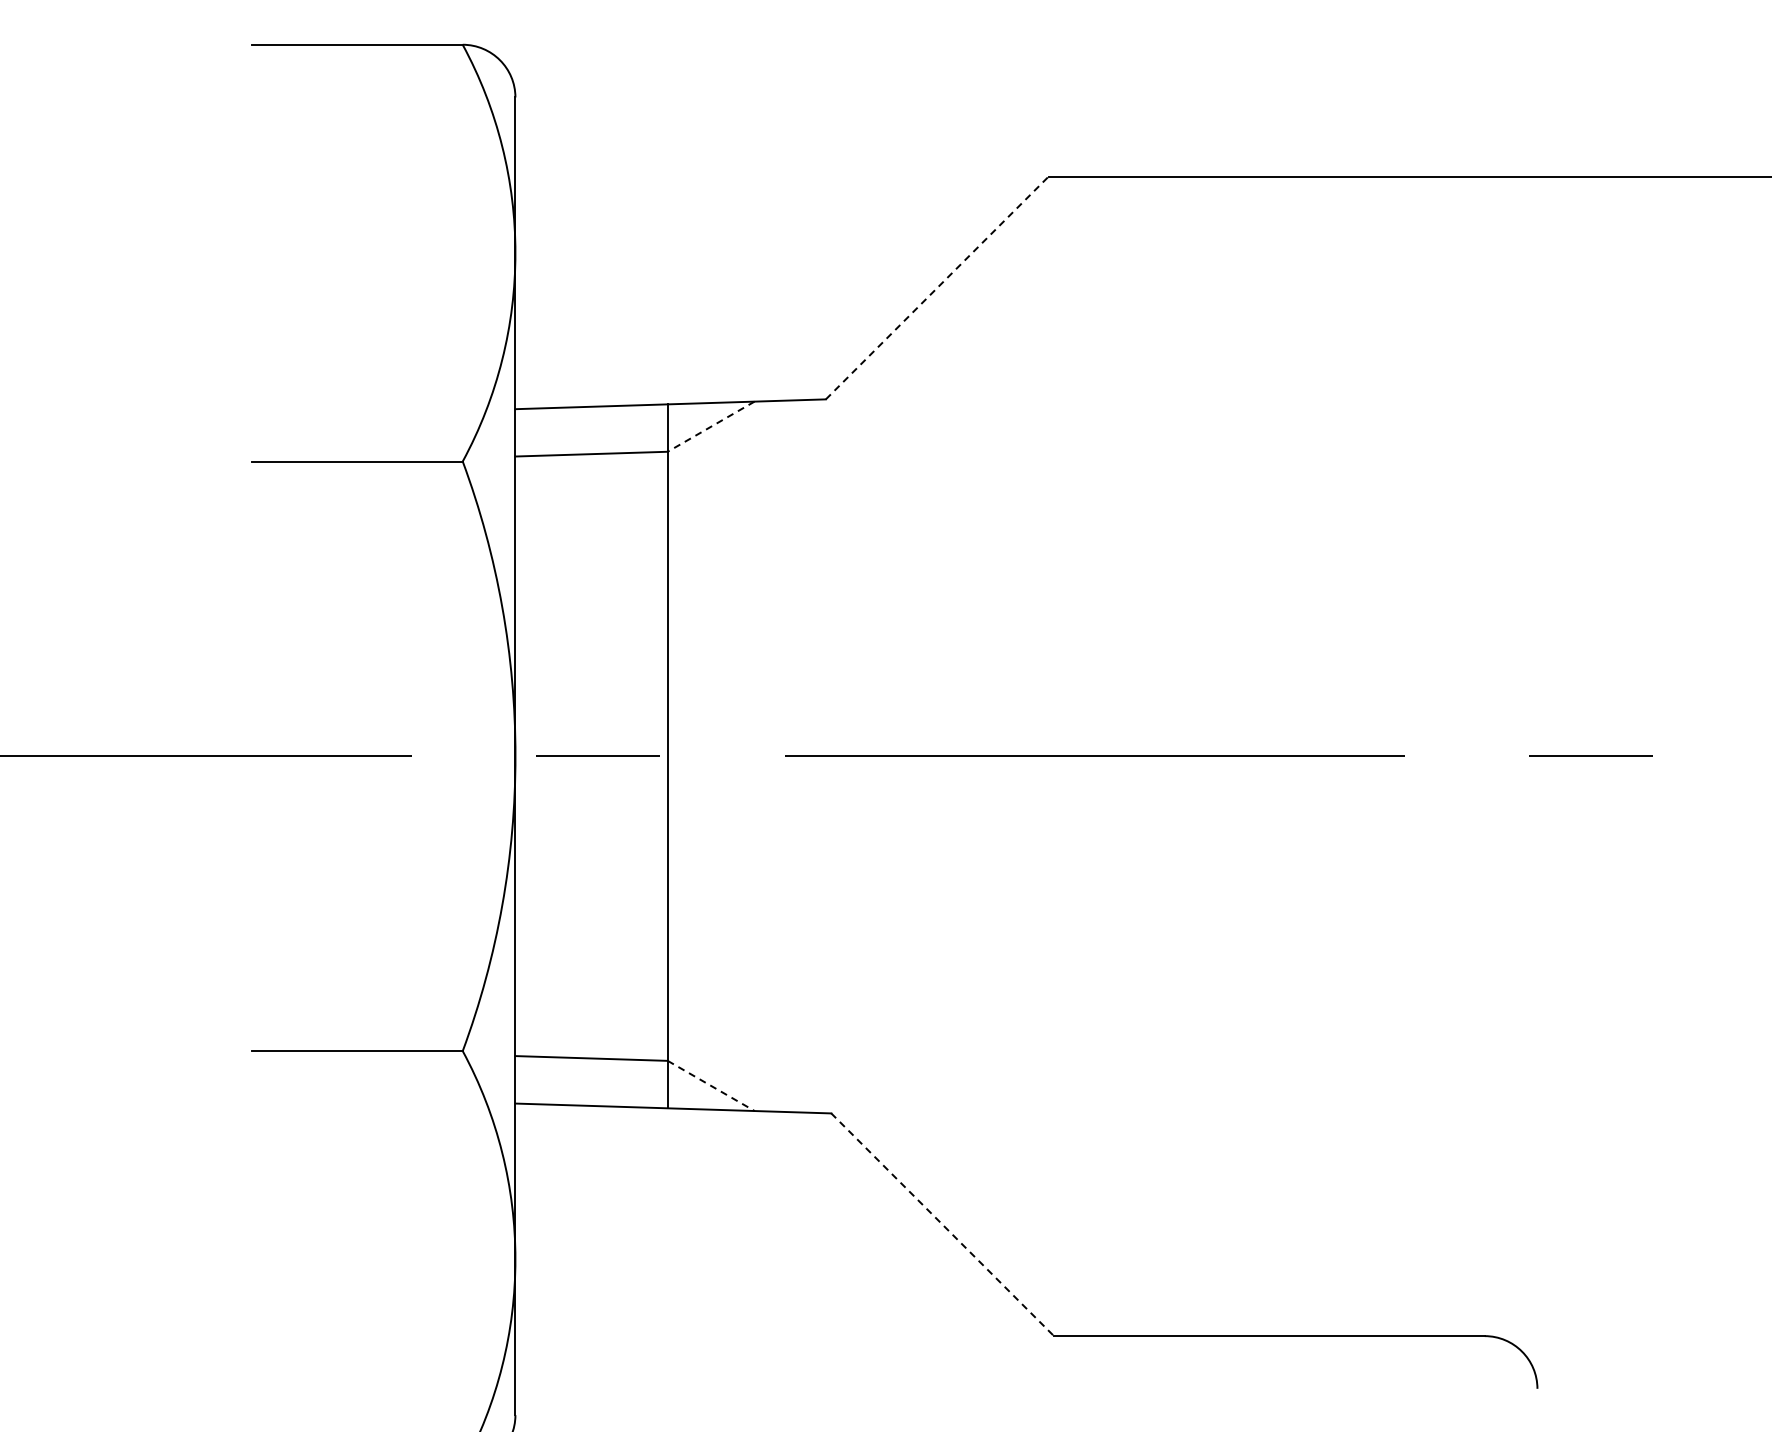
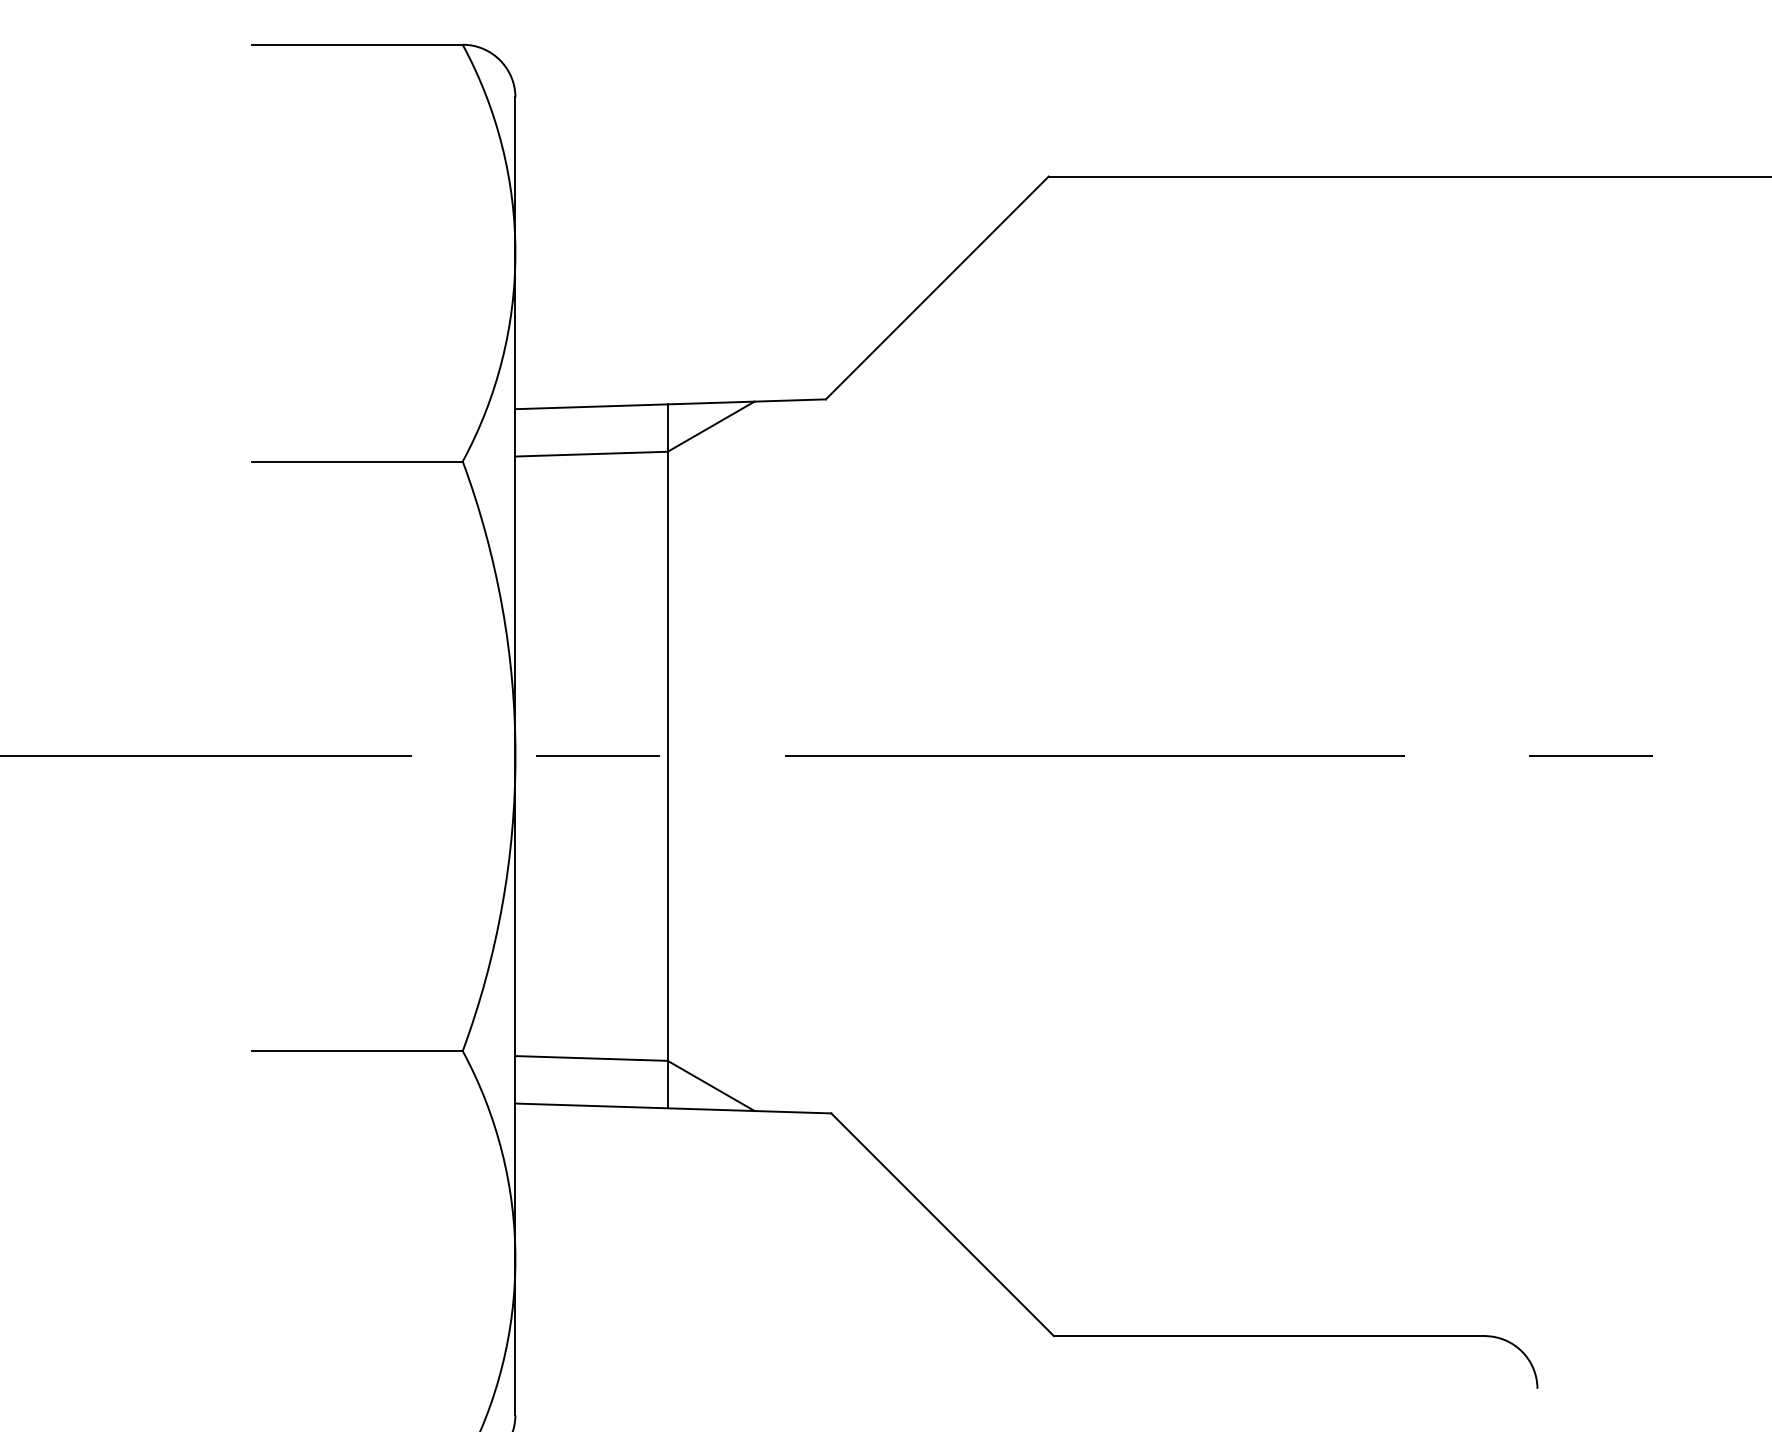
line: dashed -> solid (937, 287)
line: dashed -> solid (710, 426)
line: dashed -> solid (711, 1086)
line: dashed -> solid (942, 1224)
